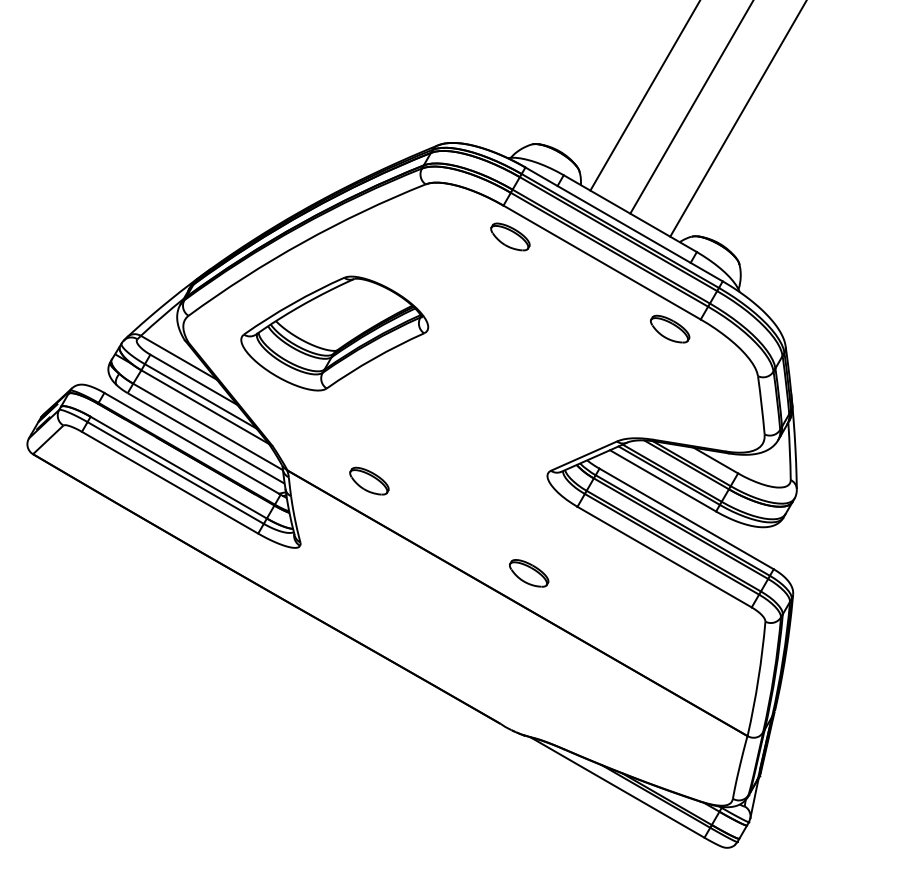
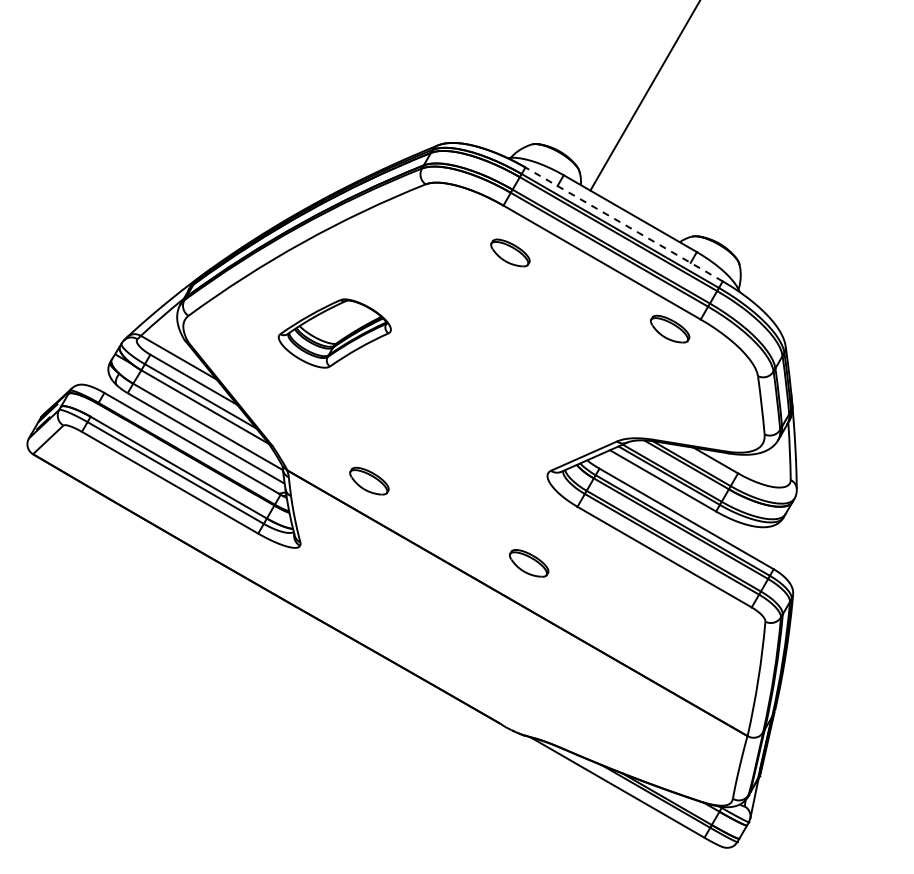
line: present -> none (691, 107)
line: present -> none (737, 119)
line: solid -> dashed (624, 224)
part position: (510, 236) -> (510, 252) (510, 252)
part size: 190x117 px -> 115x71 px (334, 333)
part position: (529, 573) -> (529, 563) (529, 563)
